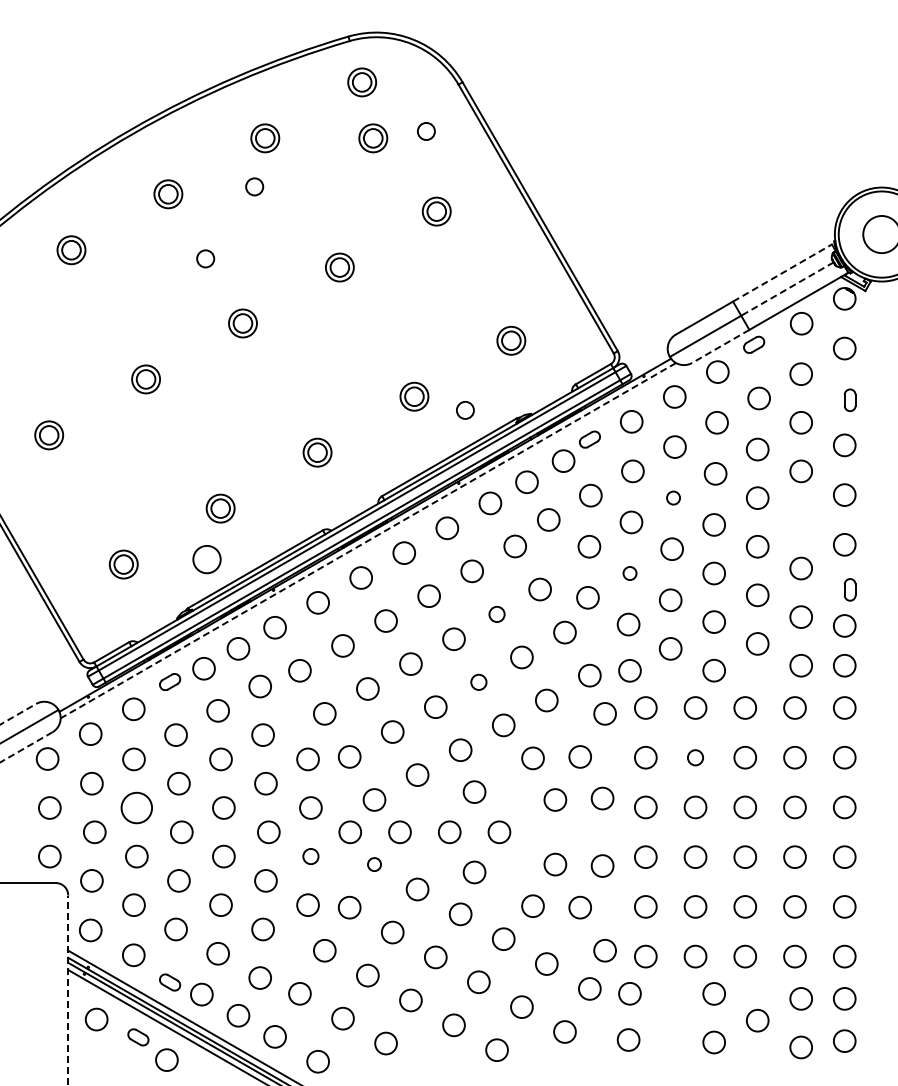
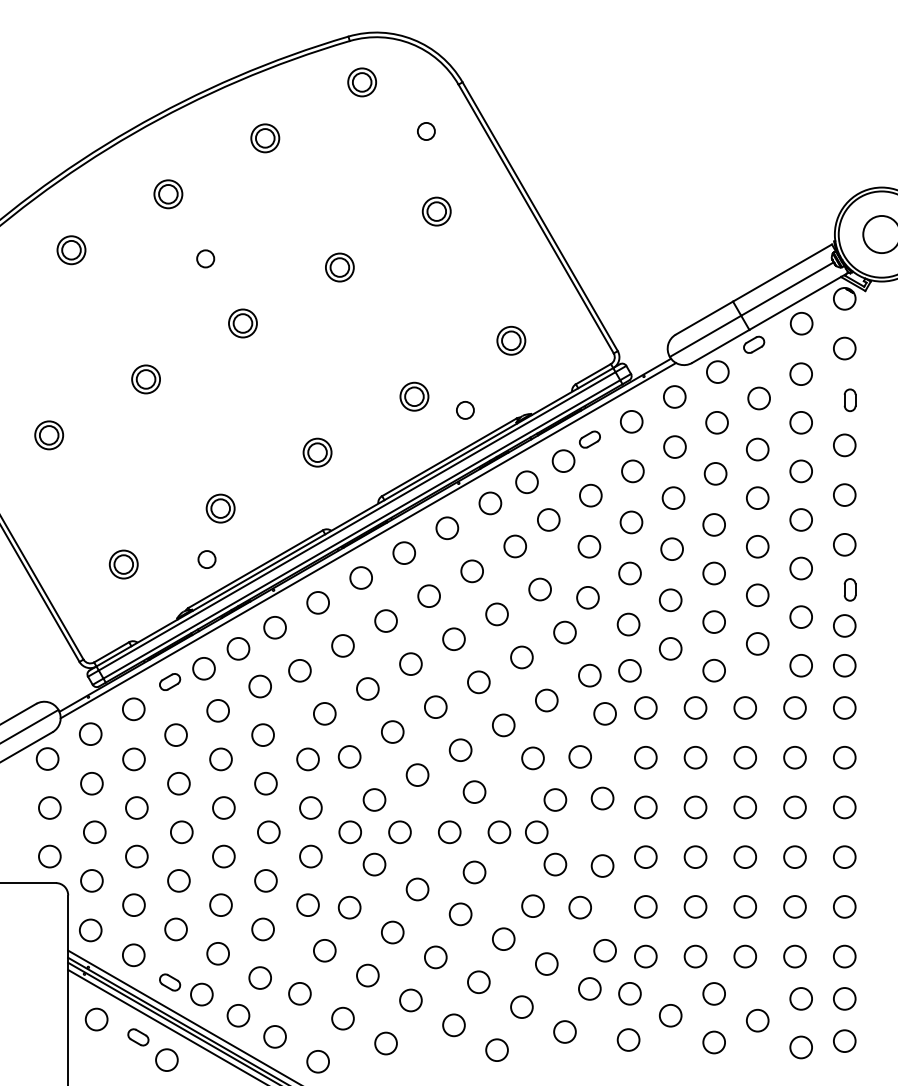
part: present -> none (373, 138)
circle: present -> none (254, 186)
line: dashed -> solid (782, 272)
line: dashed -> solid (787, 289)
line: dashed -> solid (720, 346)
circle size: 15x16 px -> 25x24 px (673, 497)
circle: none -> present (800, 519)
line: dashed -> solid (367, 540)
circle diameter: 27 px -> 17 px (206, 559)
circle size: 16x15 px -> 24x25 px (629, 573)
circle size: 18x17 px -> 24x25 px (496, 614)
circle size: 18x18 px -> 24x25 px (478, 682)
line: dashed -> solid (18, 714)
line: dashed -> solid (26, 747)
circle size: 17x18 px -> 25x24 px (695, 757)
circle size: 33x34 px -> 24x24 px (136, 807)
circle: none -> present (536, 832)
circle size: 18x17 px -> 24x25 px (310, 856)
circle size: 15x15 px -> 25x25 px (374, 864)
line: dashed -> solid (68, 990)
circle: none -> present (670, 1015)
